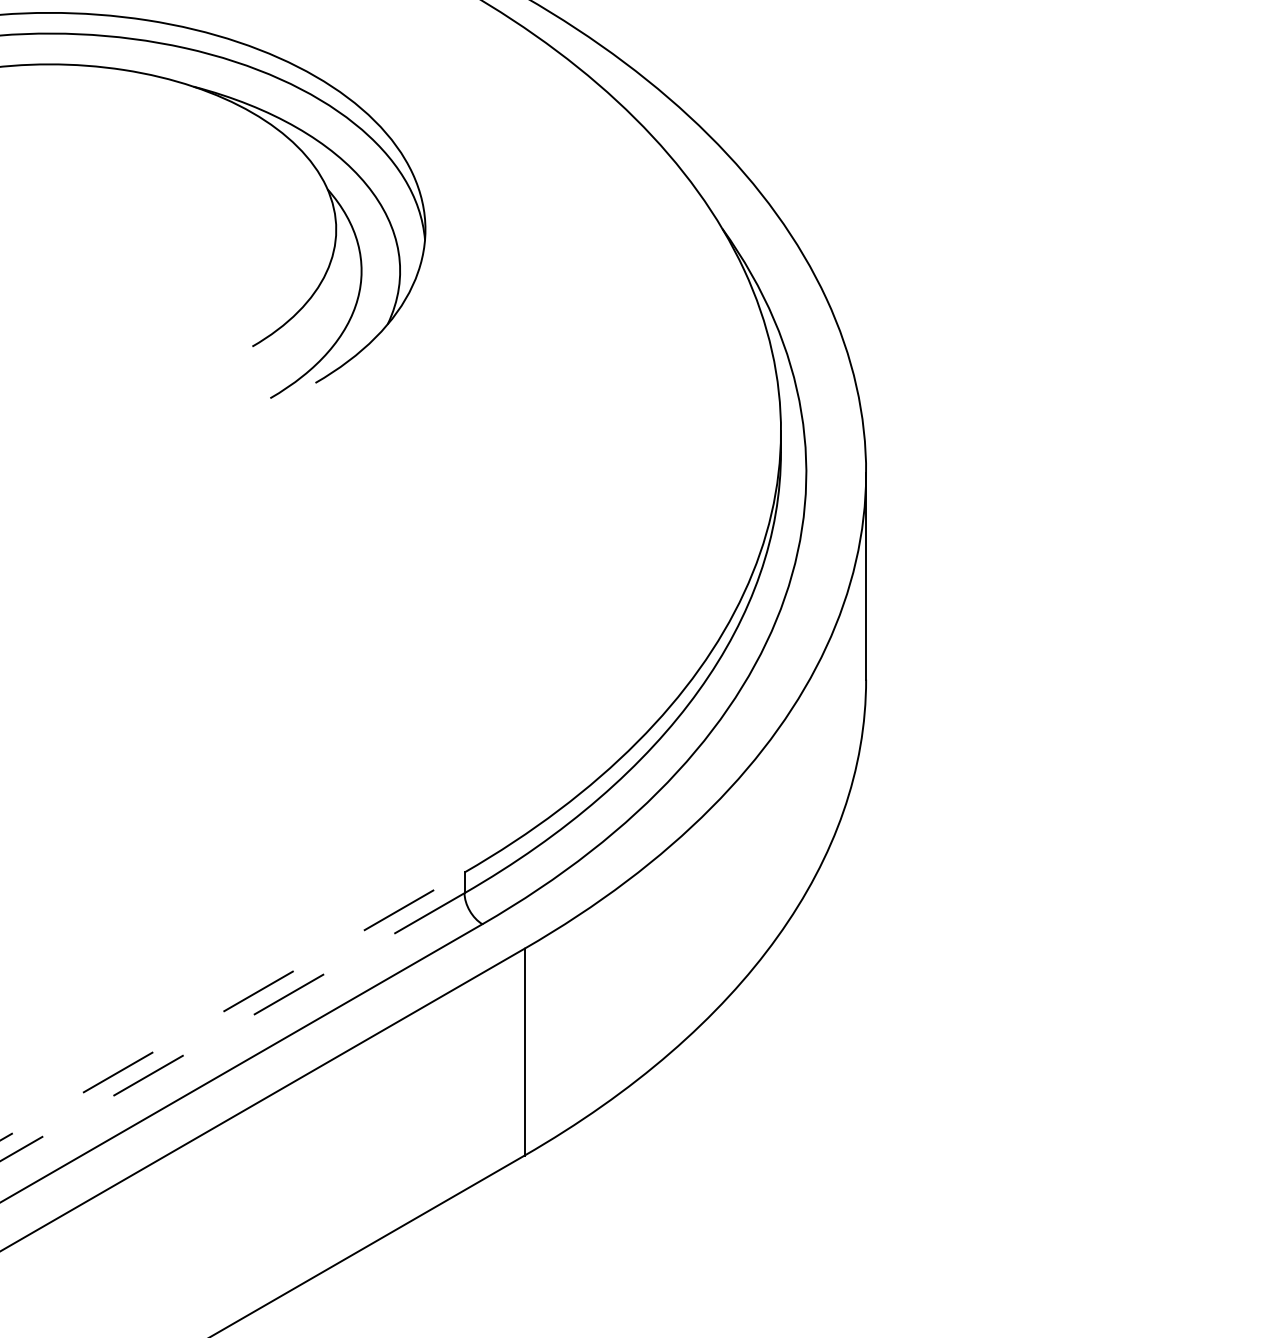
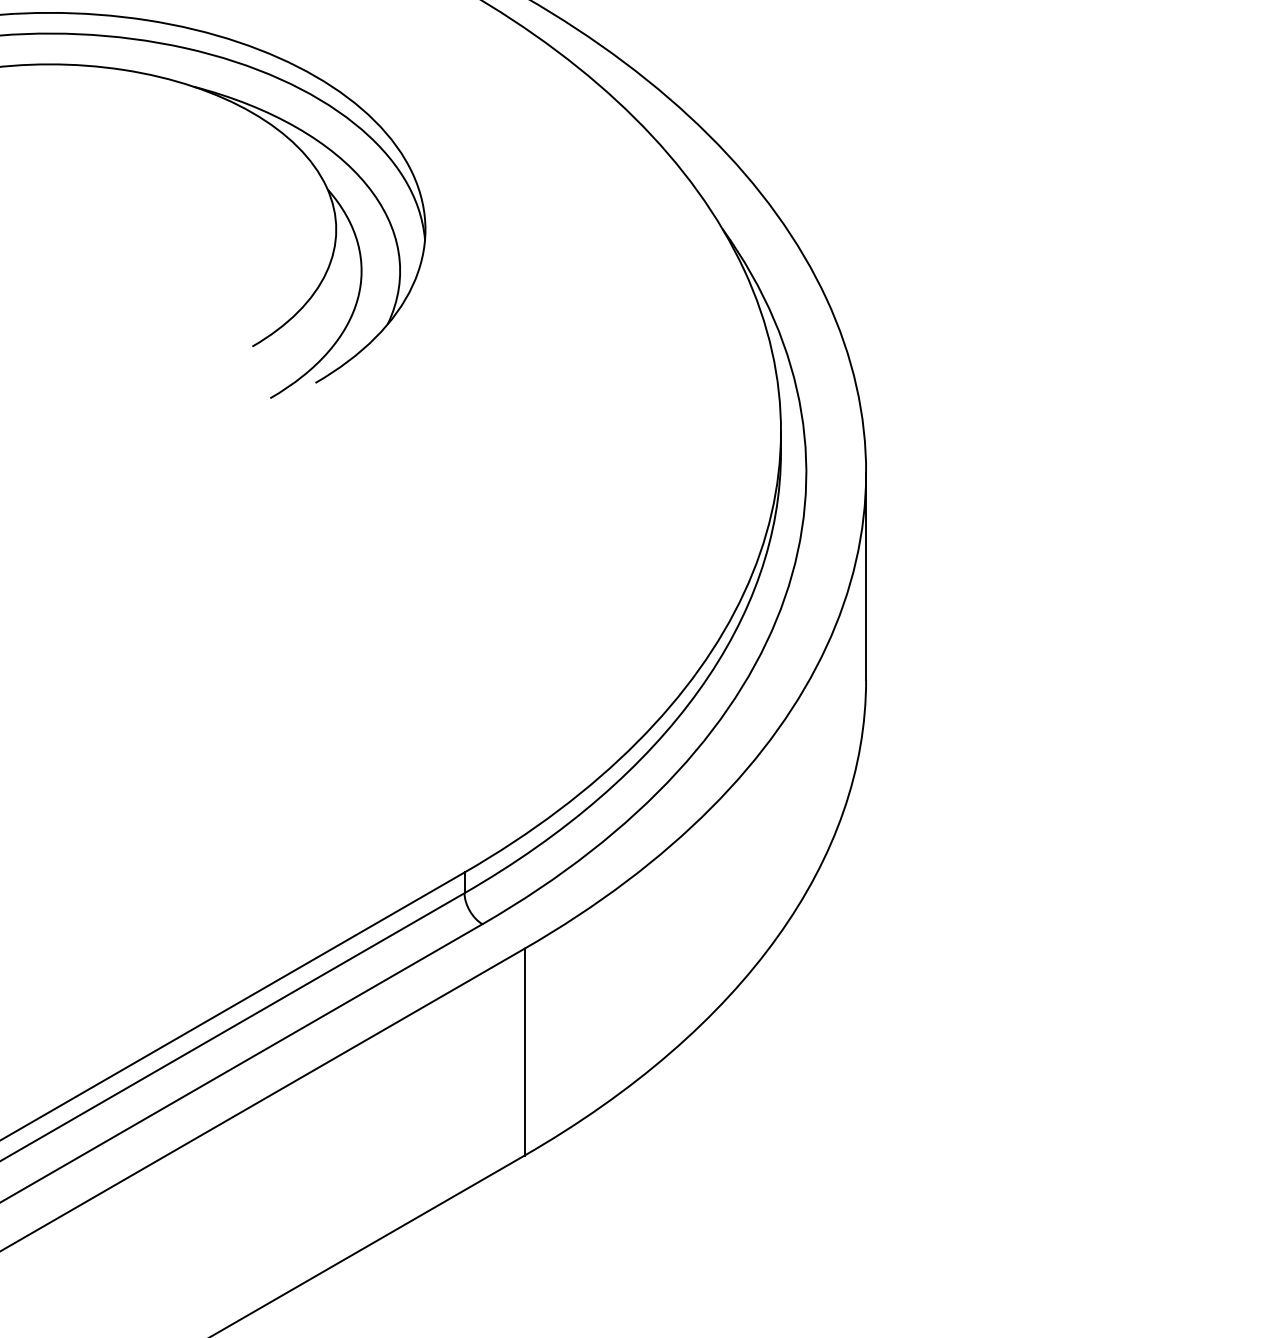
line: dashed -> solid (232, 1006)
line: dashed -> solid (232, 1027)
